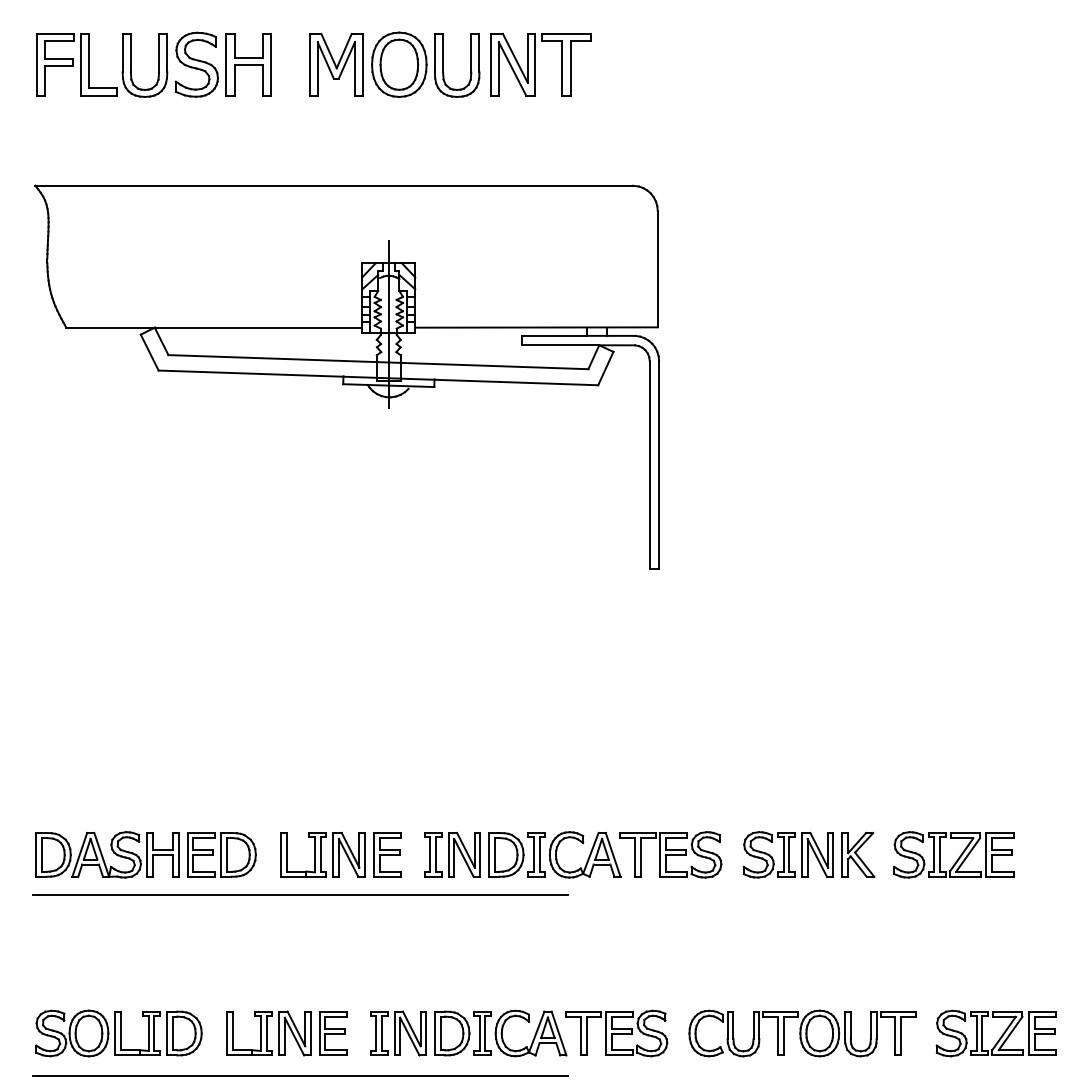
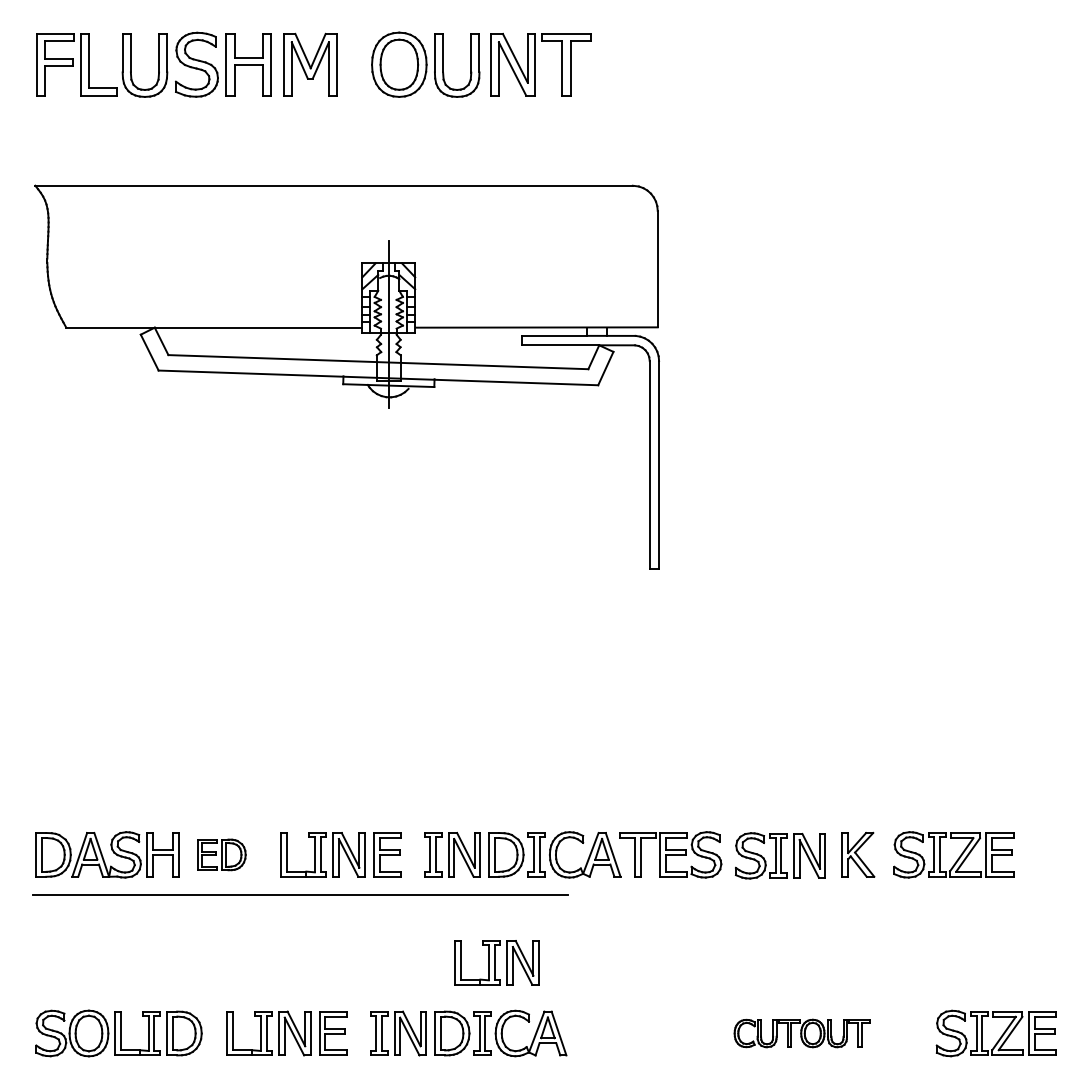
part position: (336, 64) -> (310, 64) (310, 64)
part size: 70x46 px -> 50x34 px (221, 854)
part position: (787, 854) -> (779, 855) (779, 855)
part: none -> present (496, 962)
part: present -> none (616, 1033)
part size: 229x49 px -> 138x31 px (801, 1033)
line: present -> none (299, 1075)
